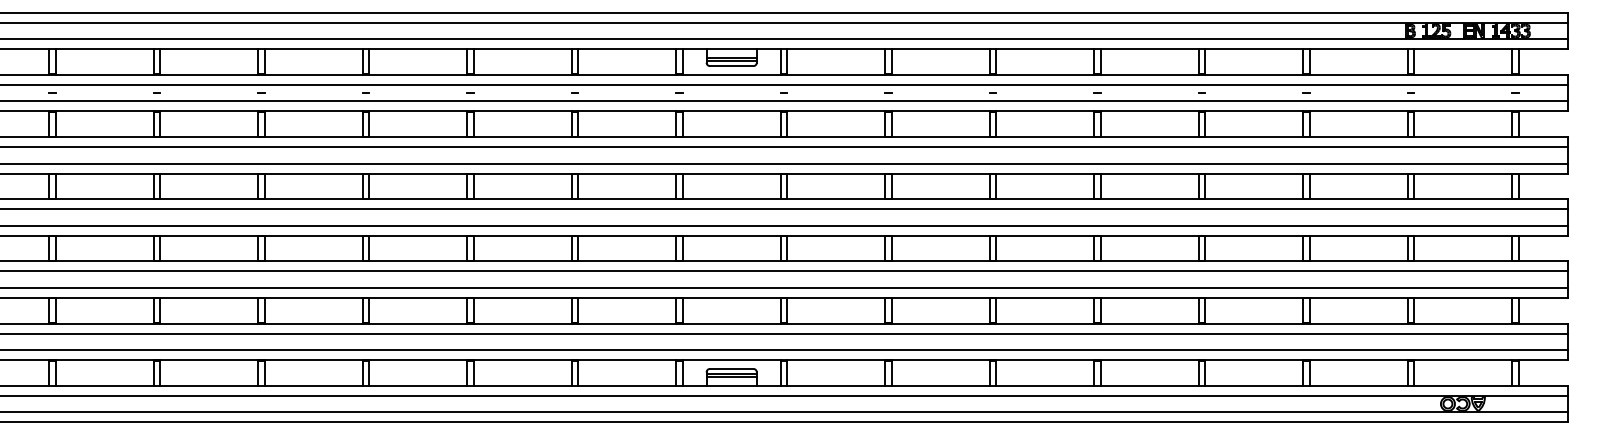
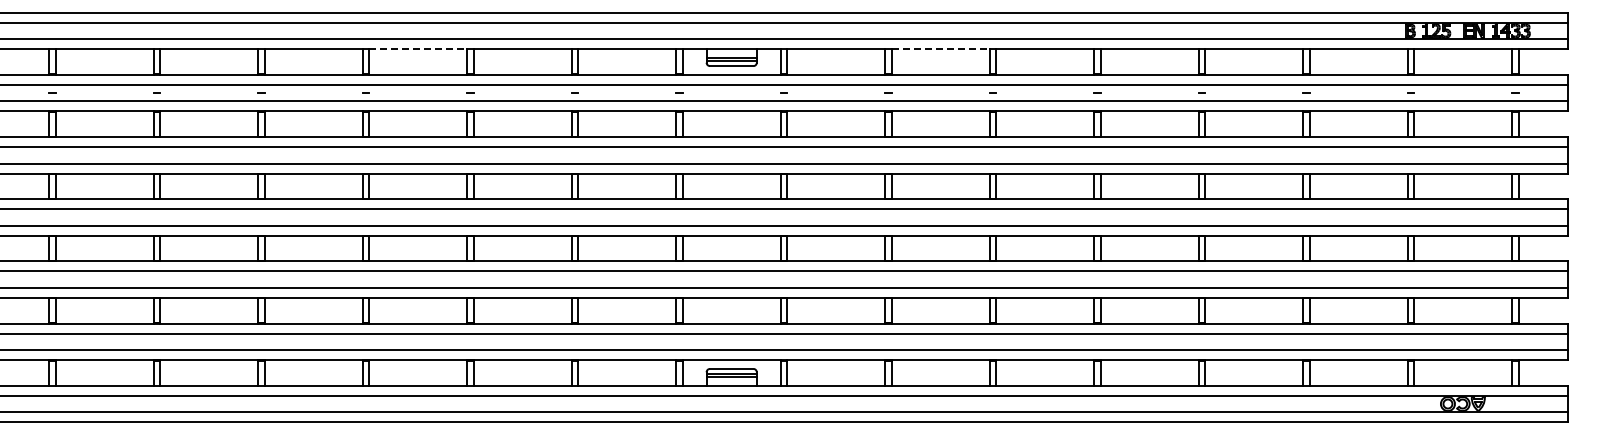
line: solid -> dashed (418, 49)
line: solid -> dashed (940, 49)
